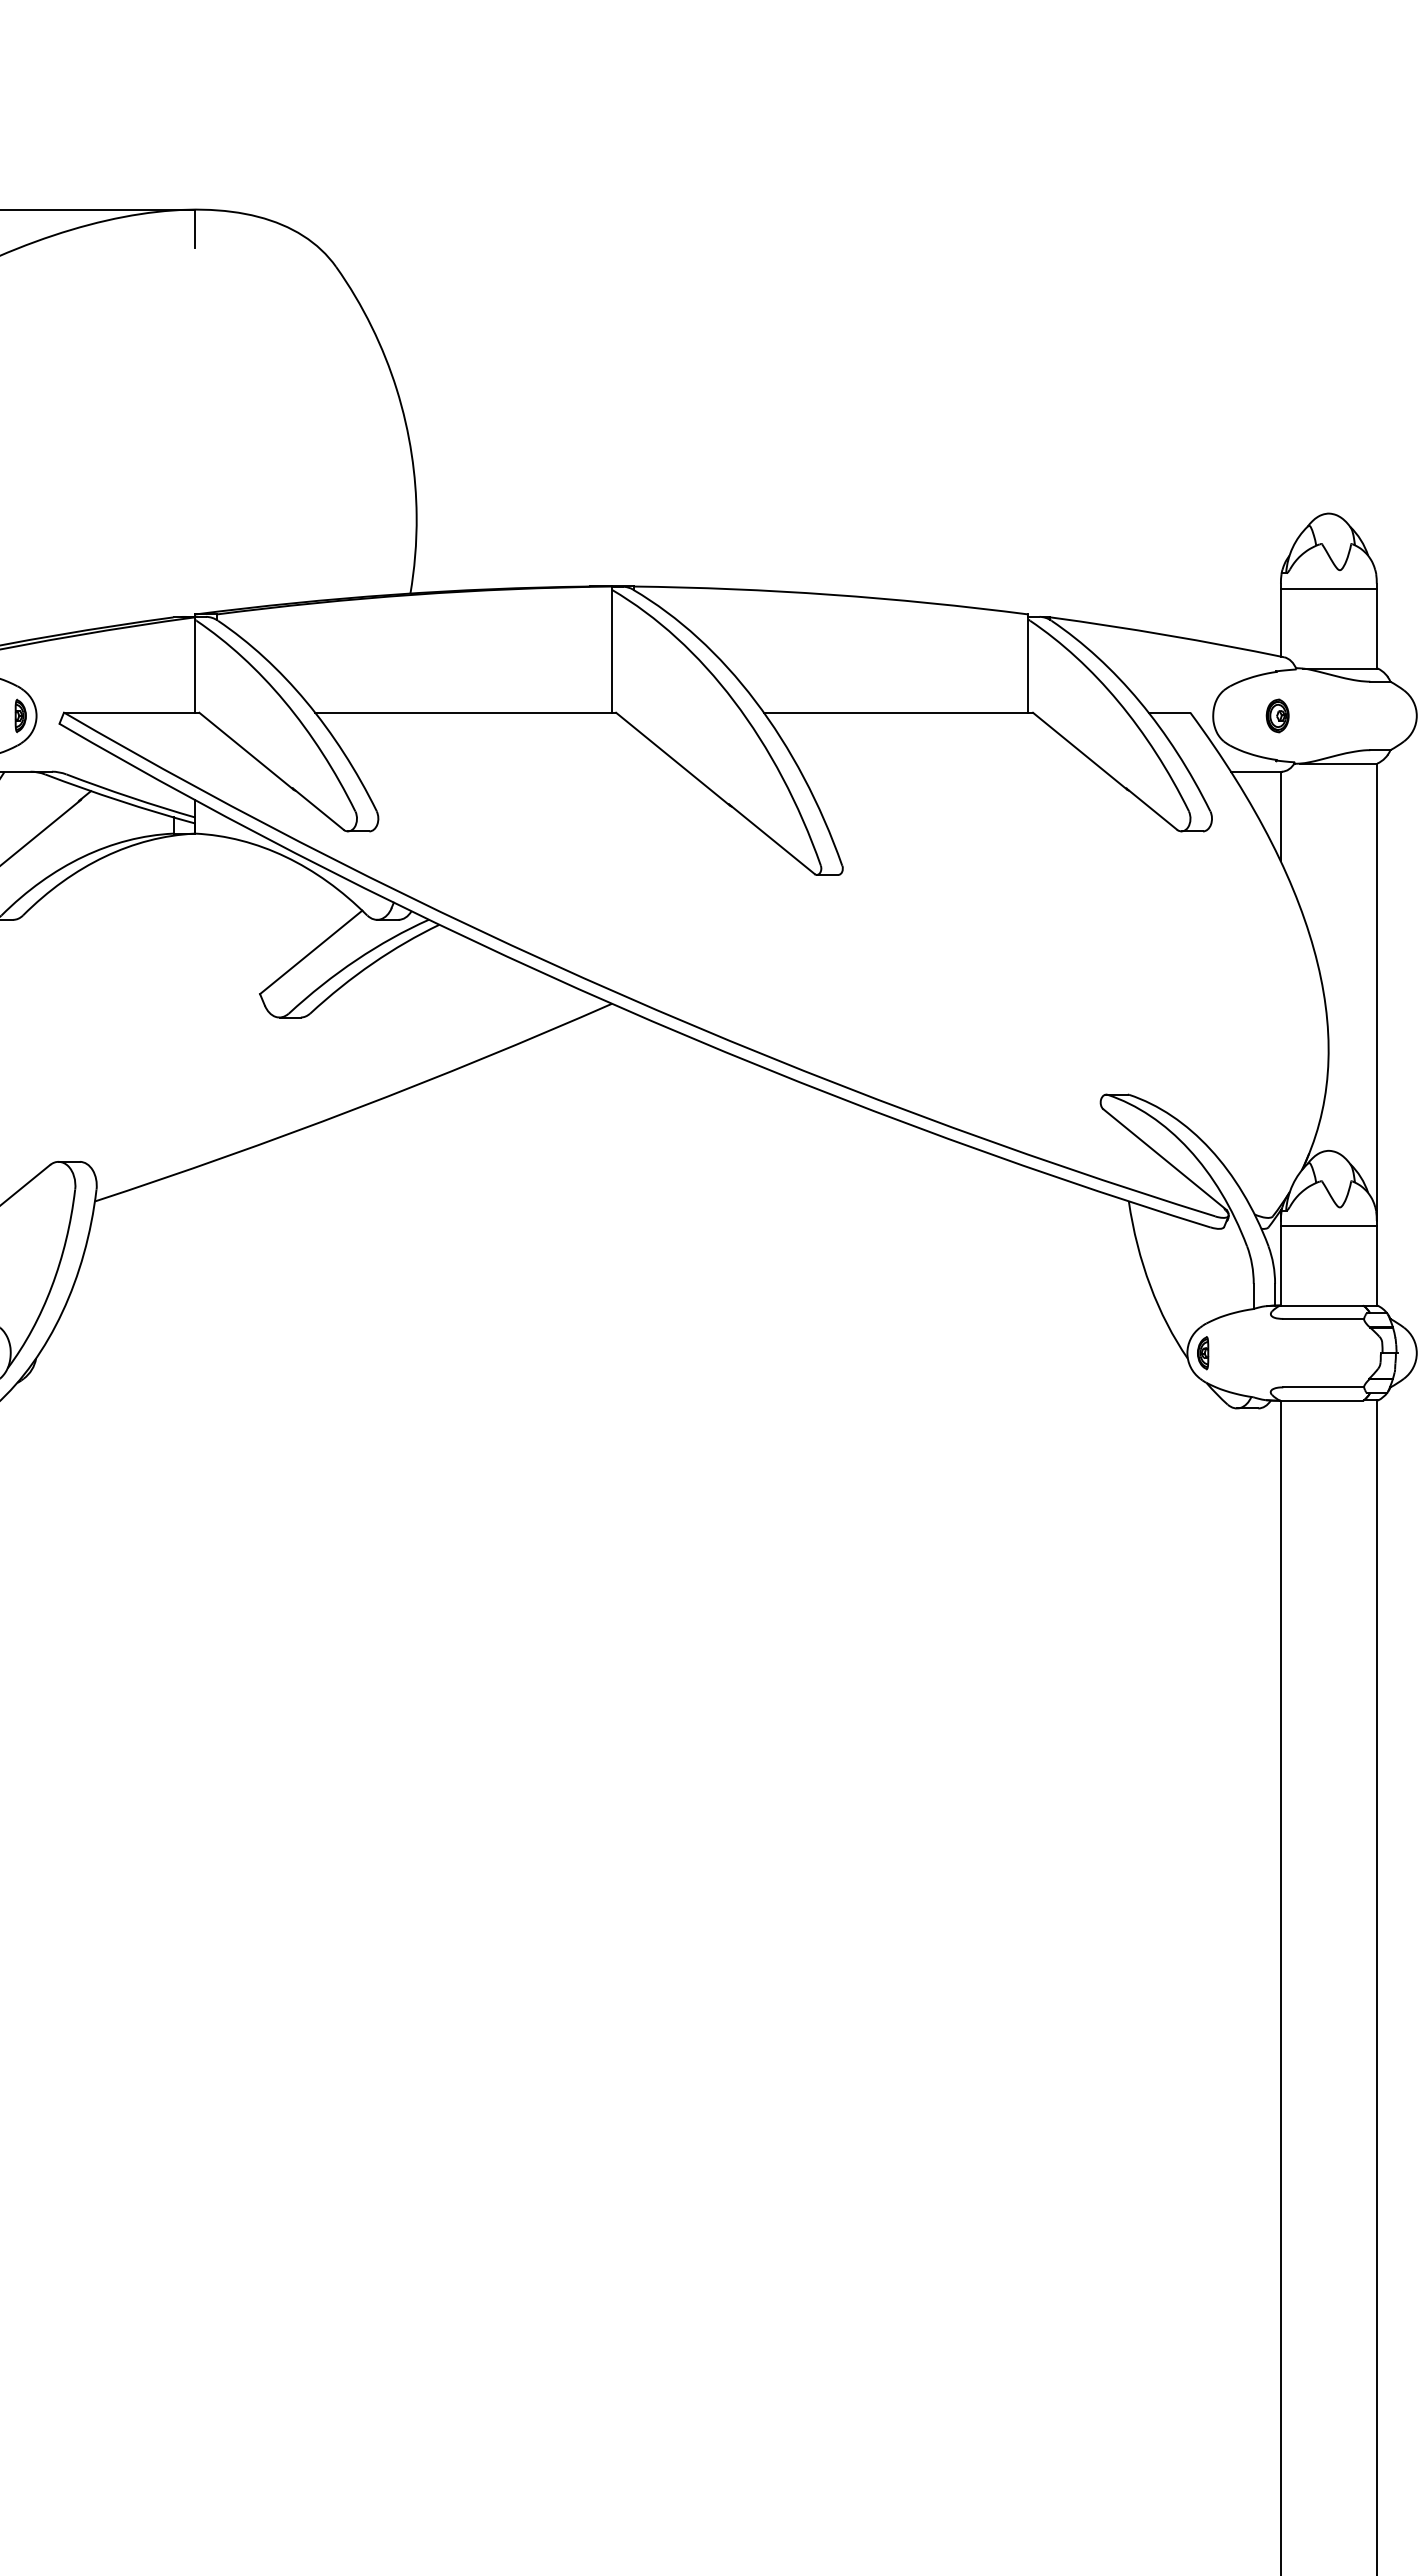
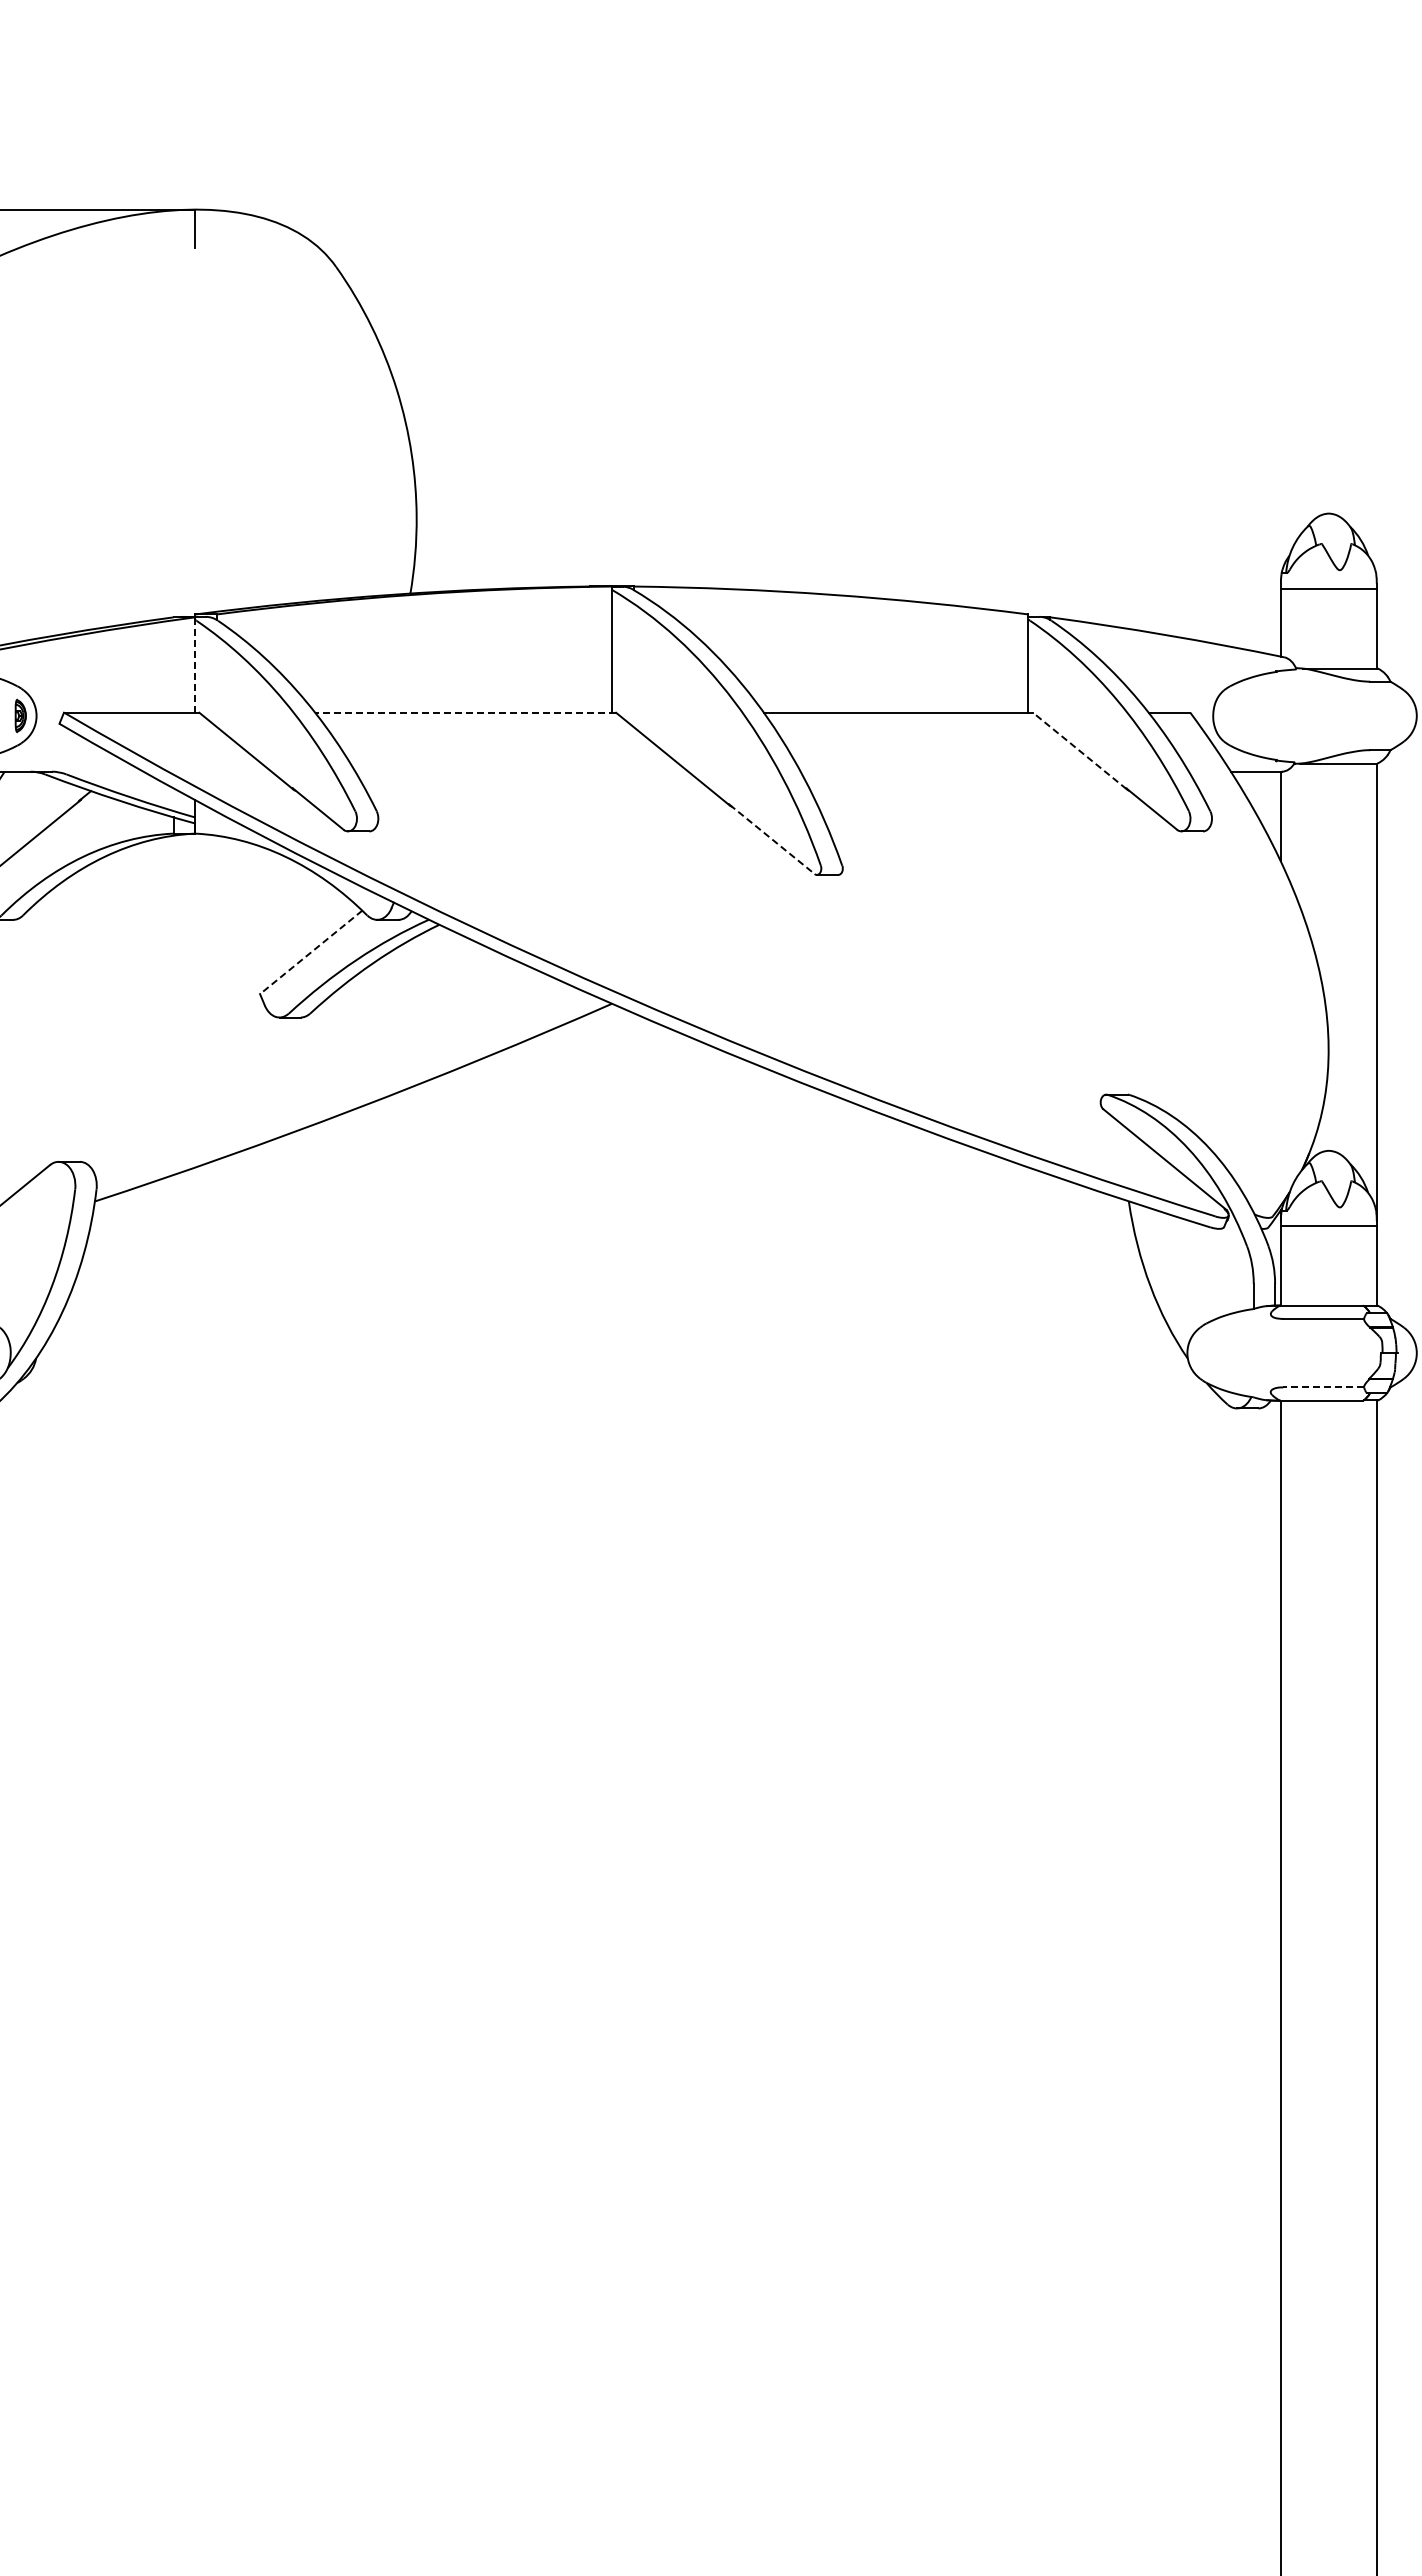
line: solid -> dashed (194, 665)
line: solid -> dashed (465, 712)
part: present -> none (1277, 715)
line: solid -> dashed (1079, 750)
line: solid -> dashed (772, 839)
line: solid -> dashed (310, 952)
part: present -> none (1203, 1353)
line: solid -> dashed (1323, 1387)
